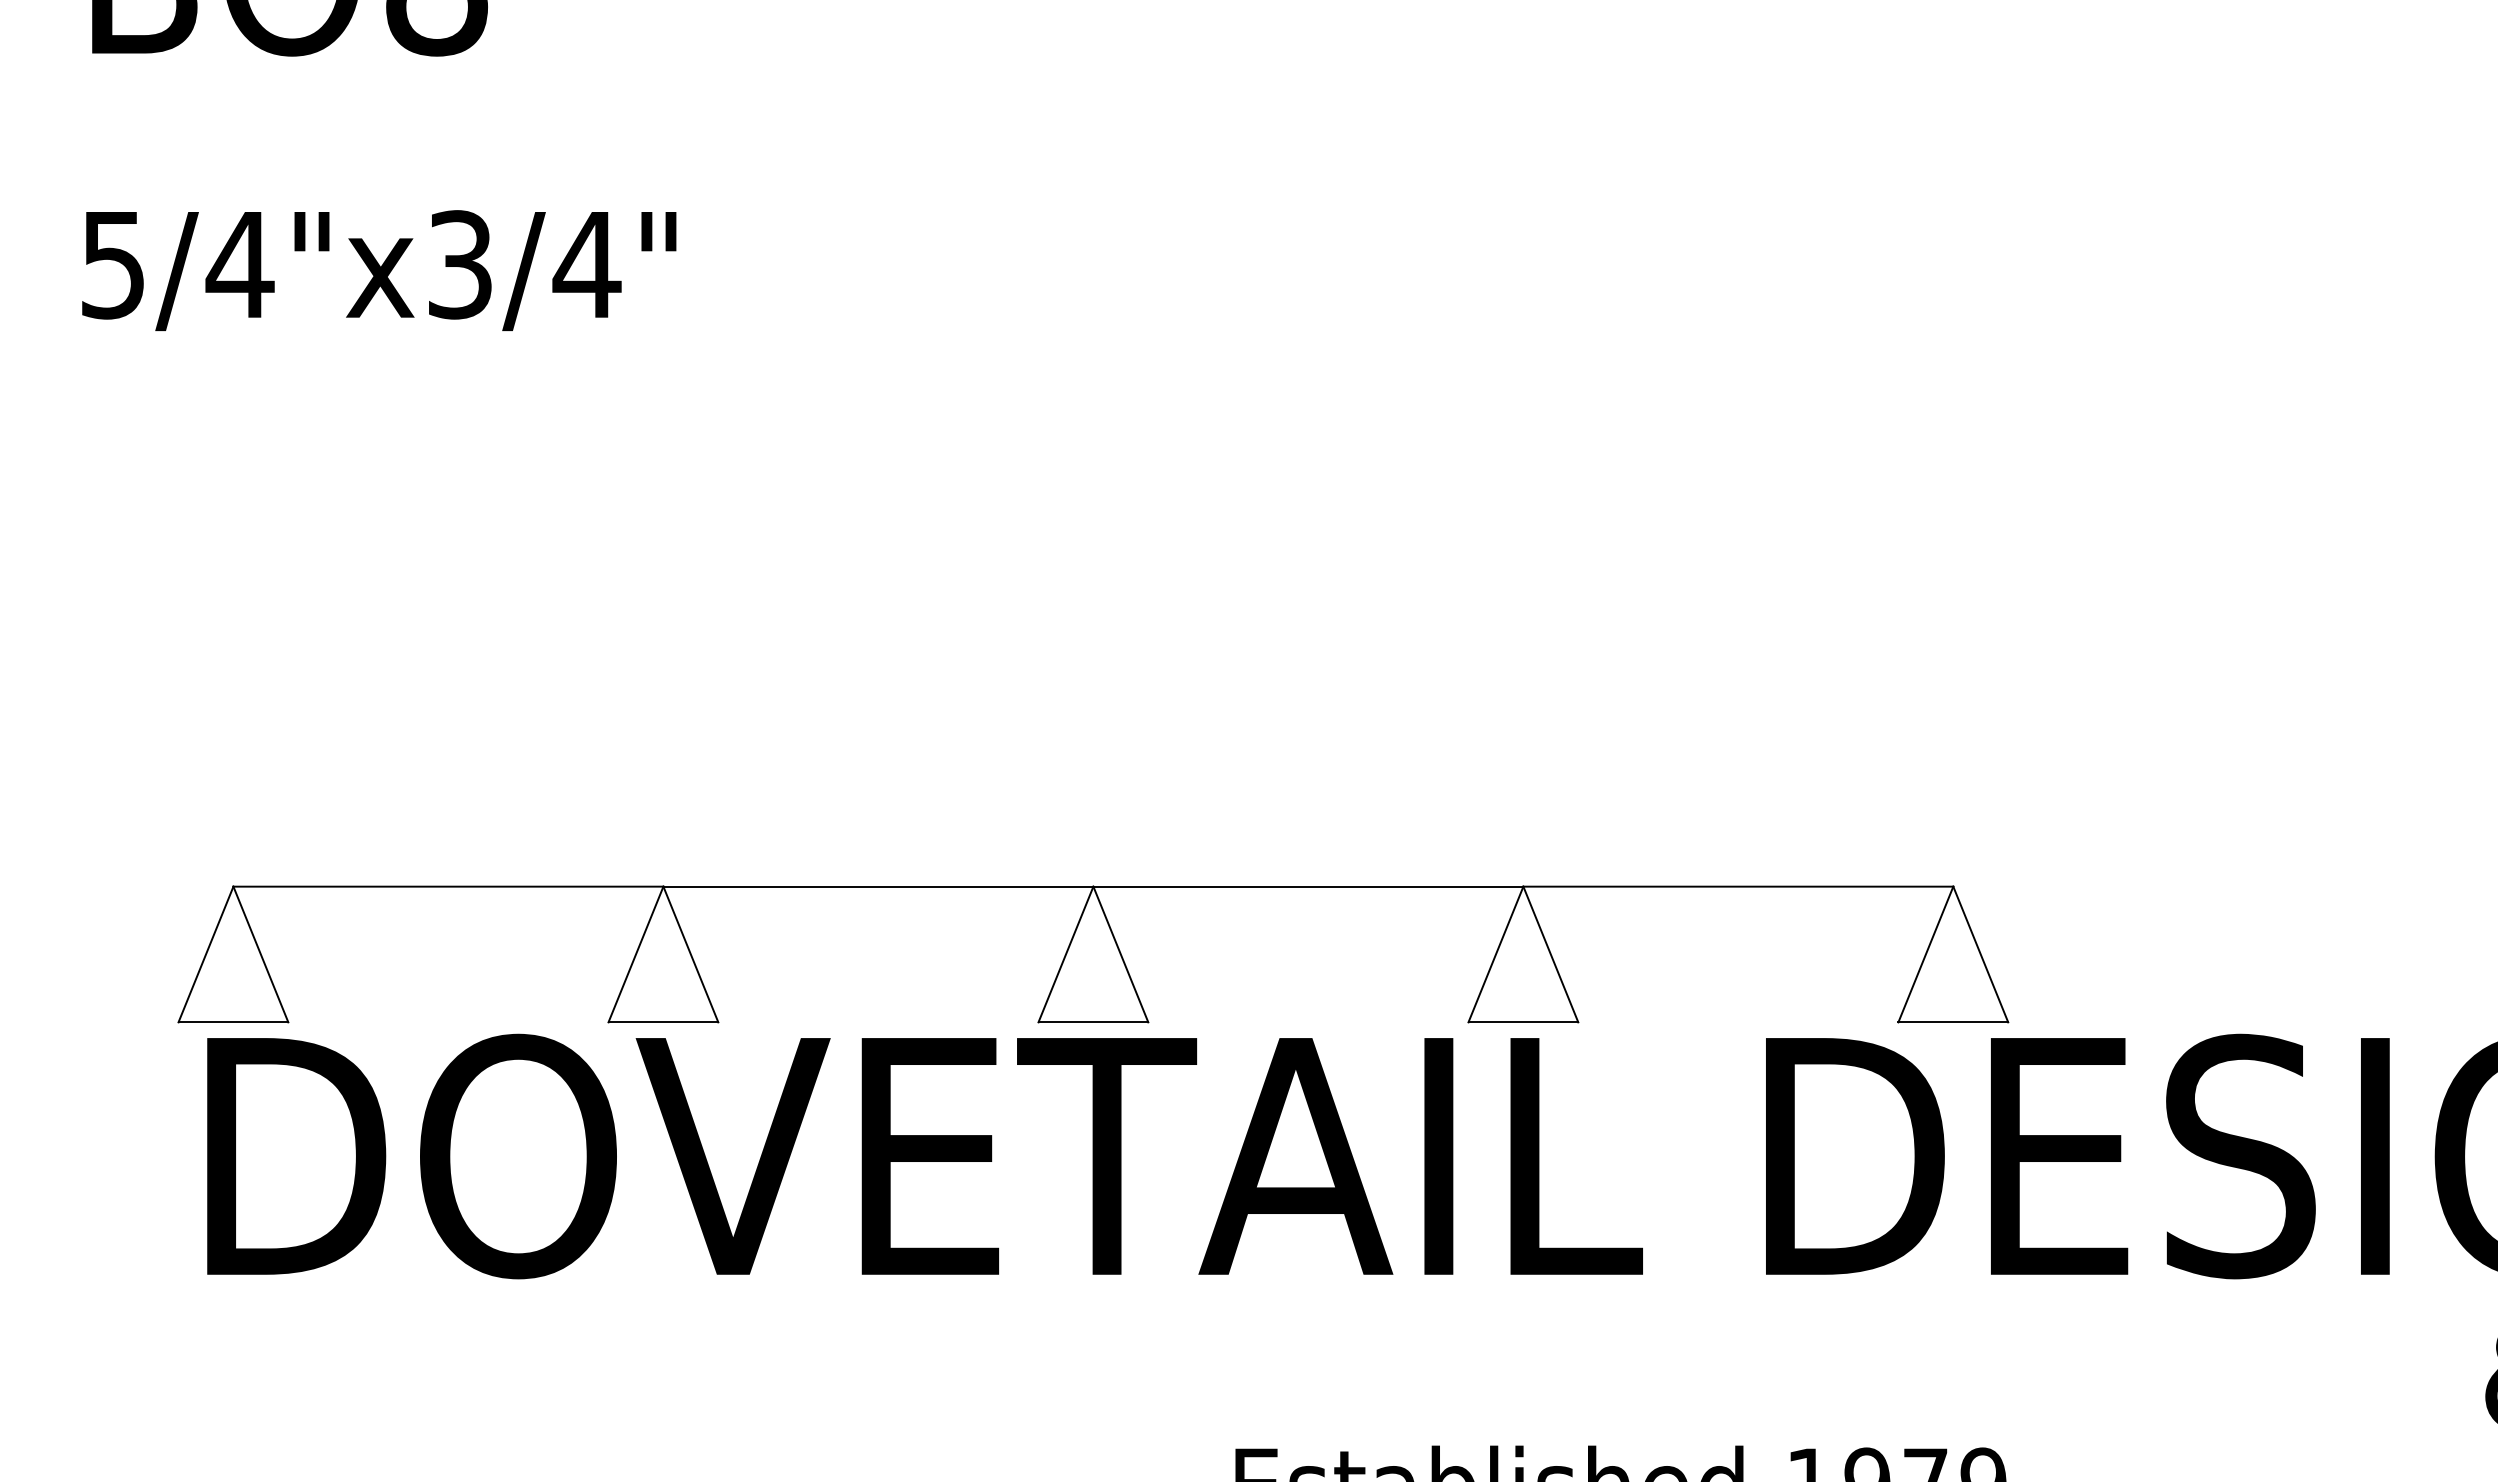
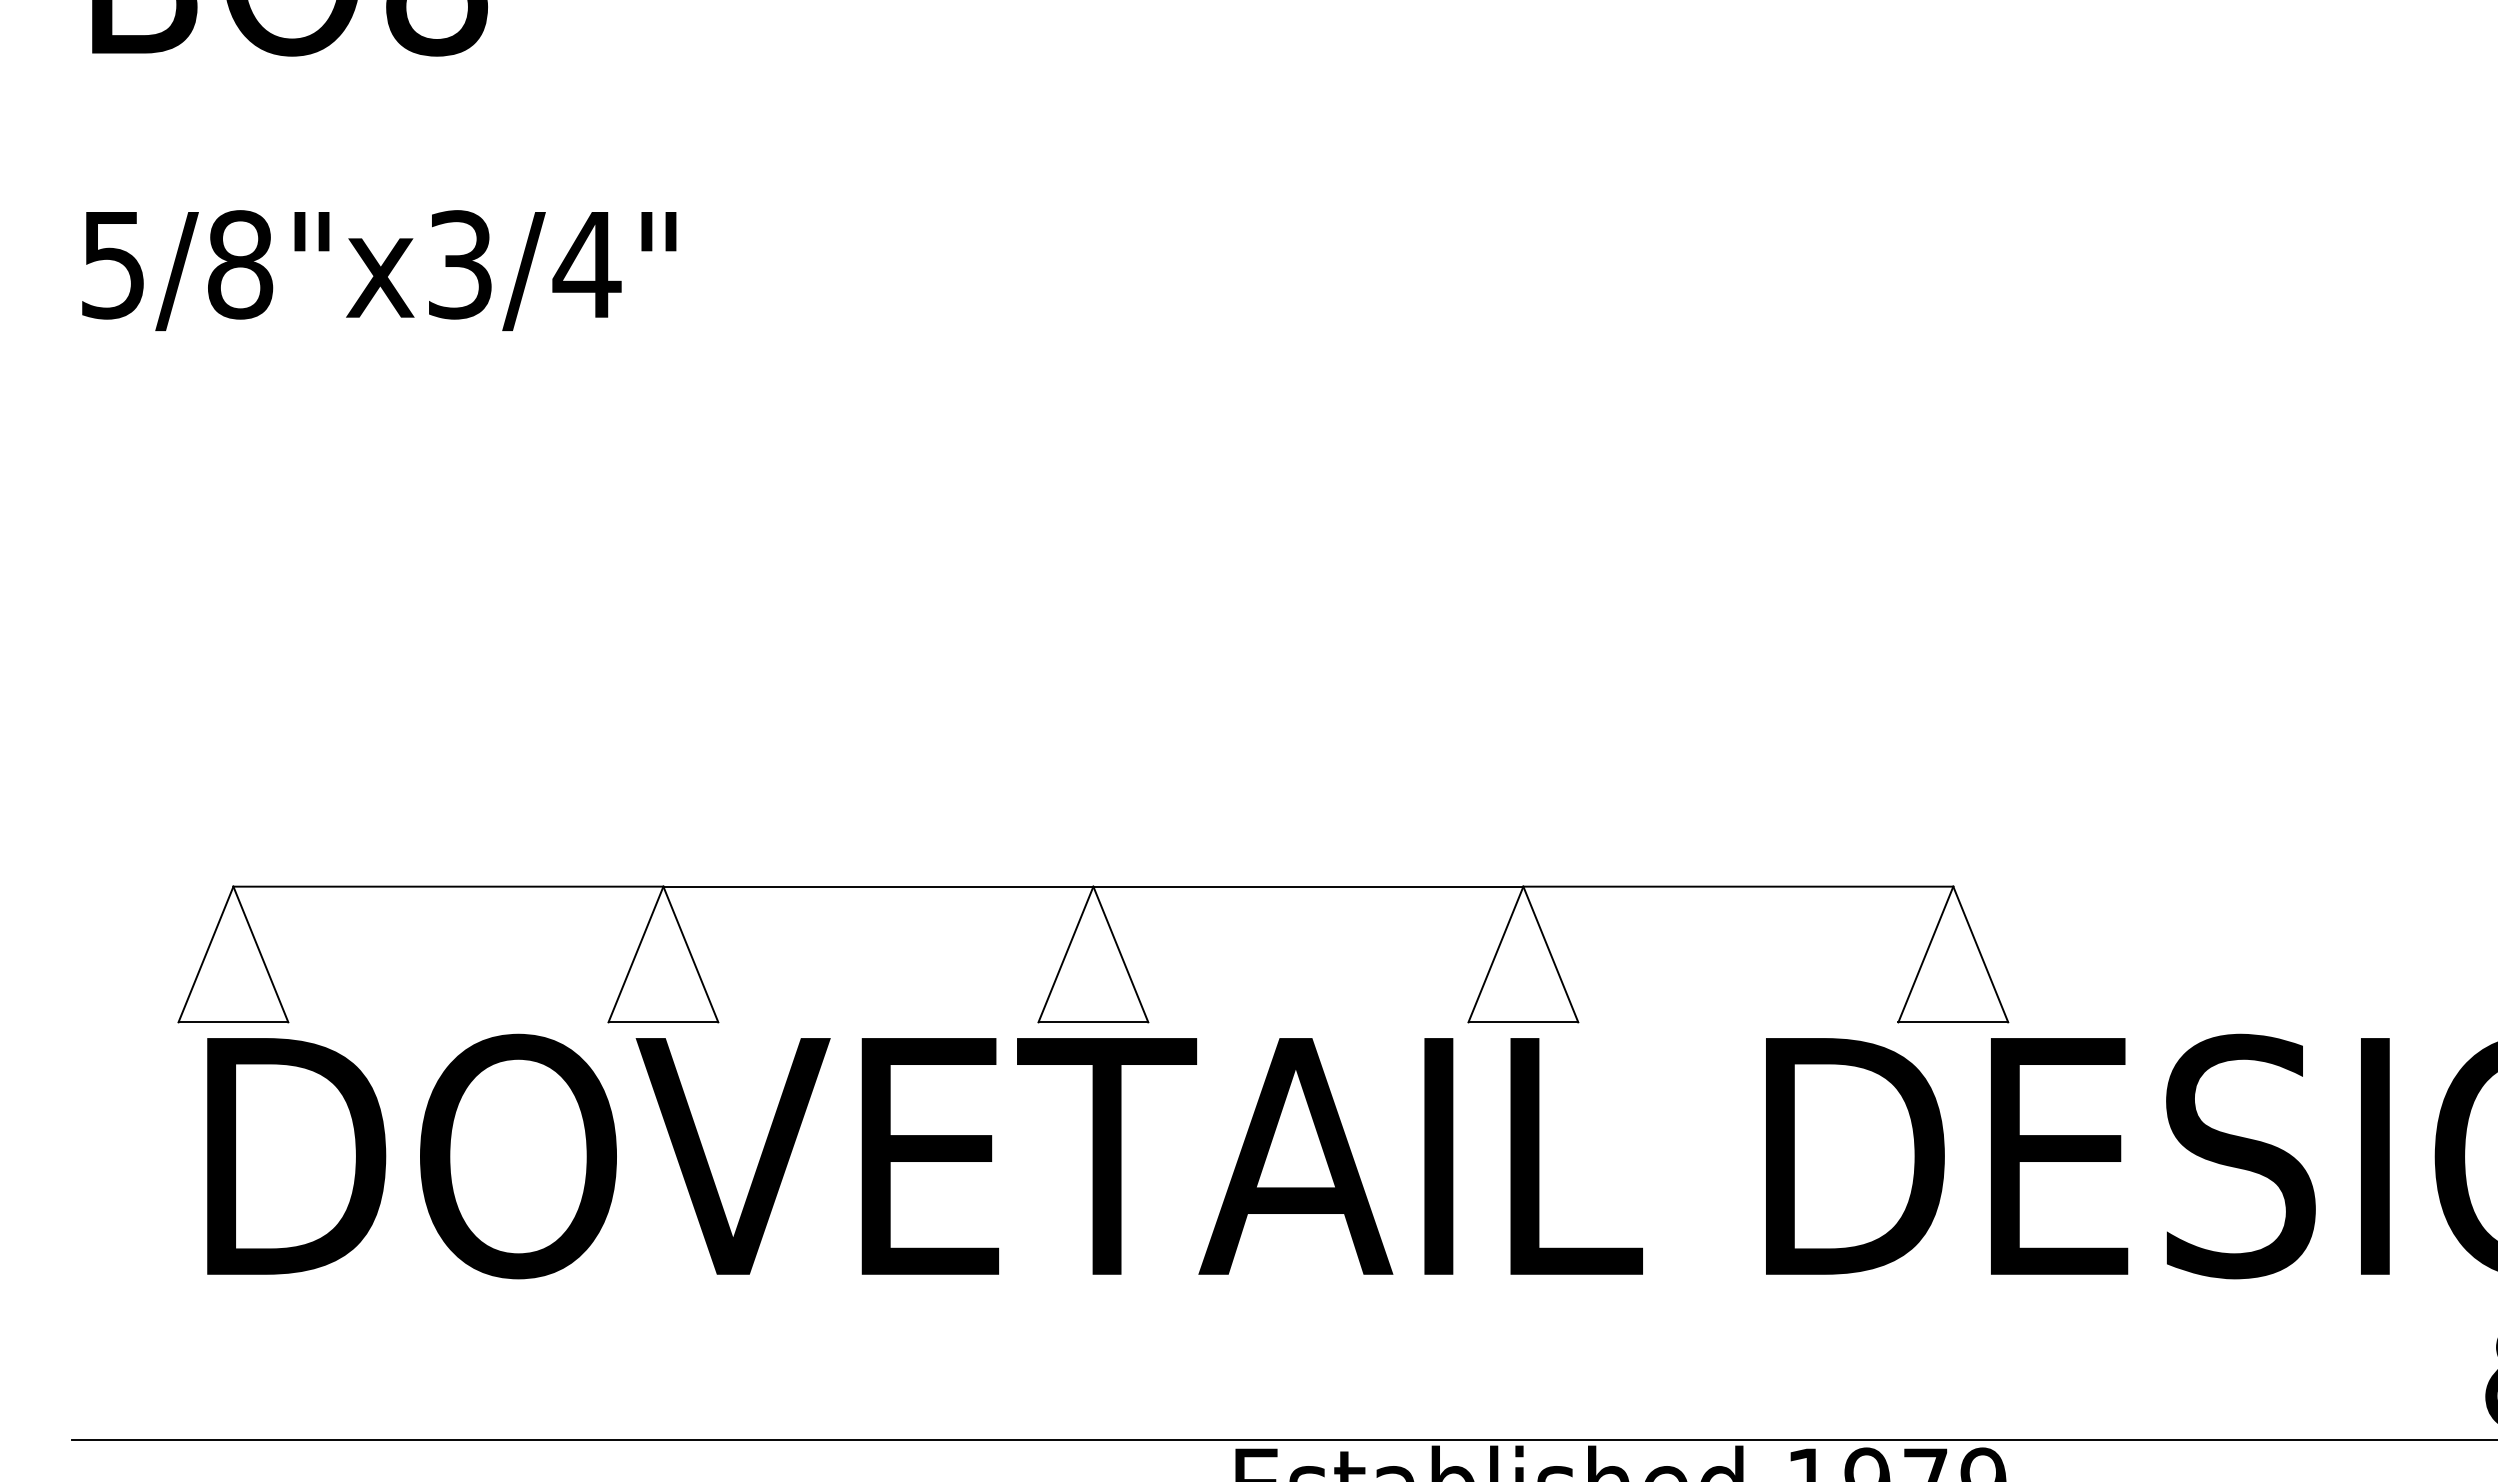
text: 5/4"x3/4" -> 5/8"x3/4" (239, 264)
line: none -> present (1283, 1439)
